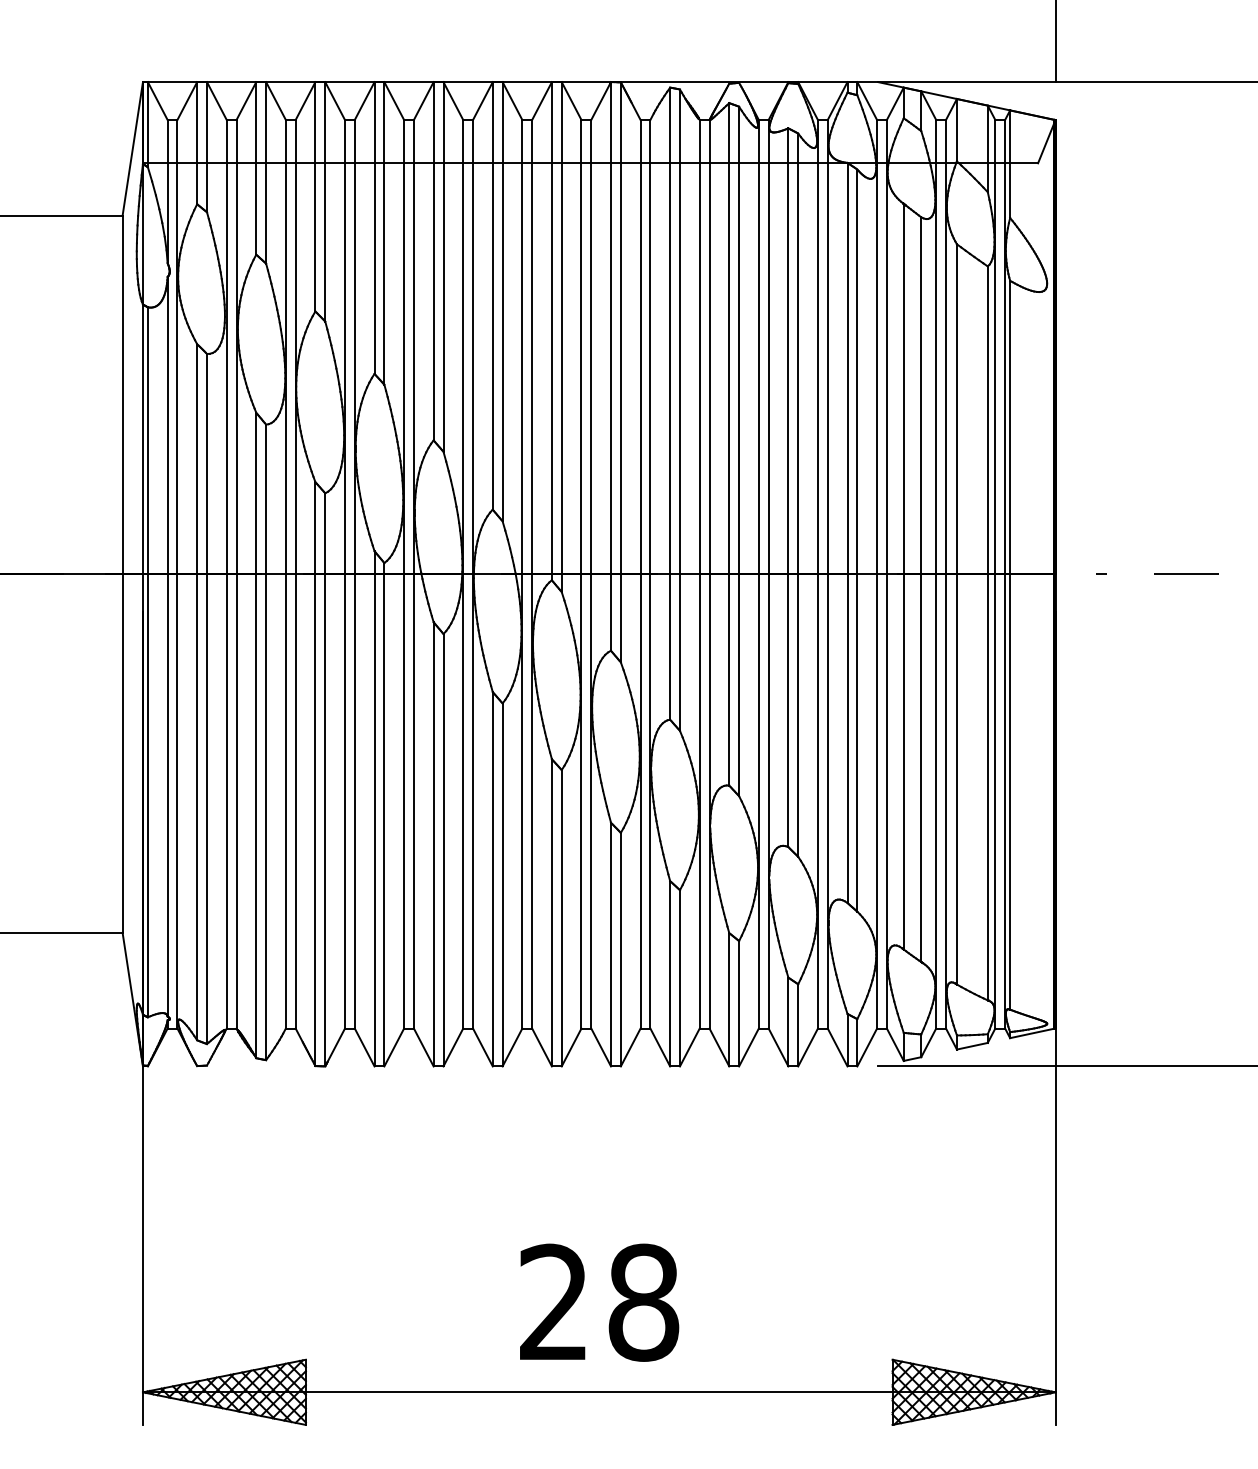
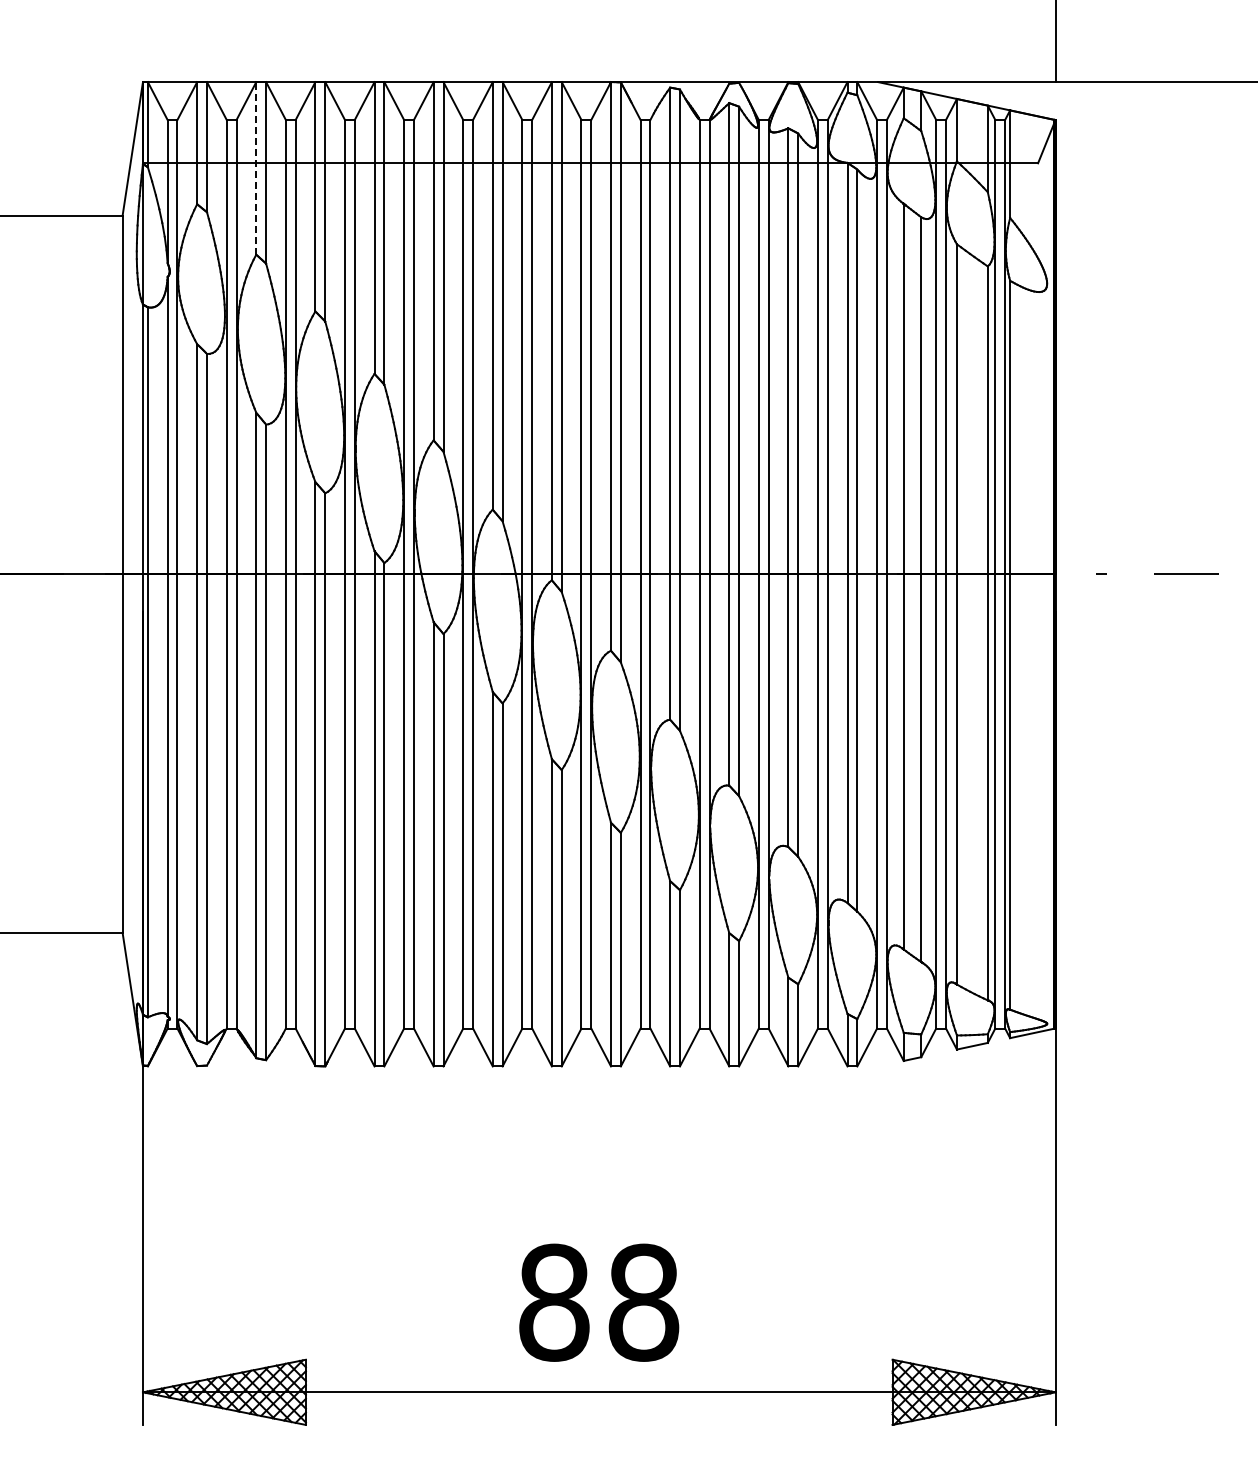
line: solid -> dashed (256, 167)
line: present -> none (1066, 1066)
text: 28 -> 88 (554, 1302)
